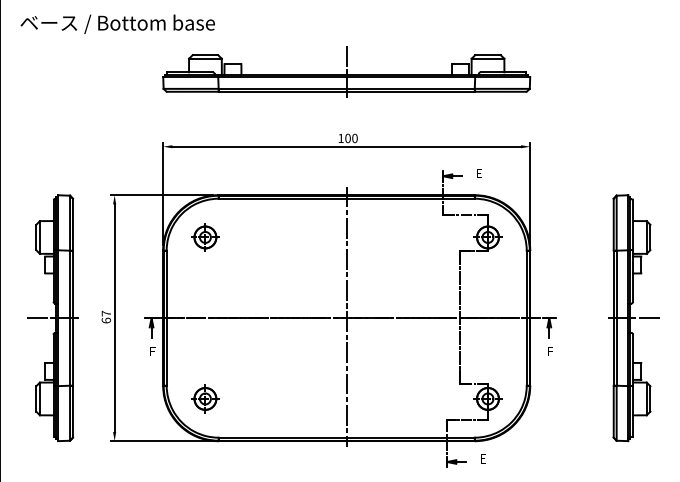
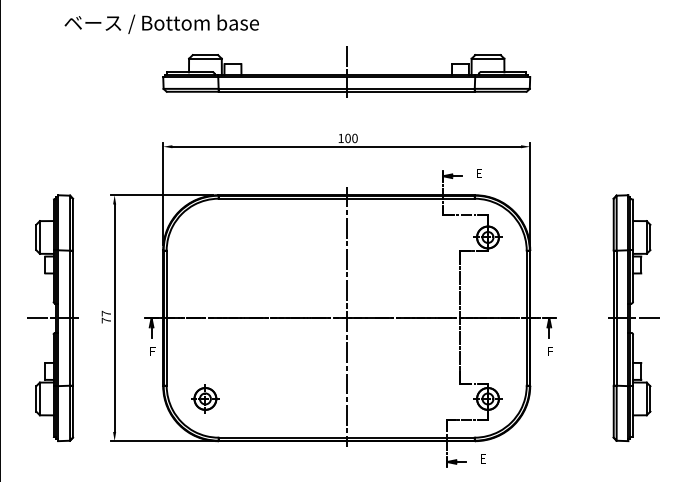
text position: (117, 23) -> (161, 23) (161, 23)
part: present -> none (205, 237)
text: 67 -> 77 (106, 320)
